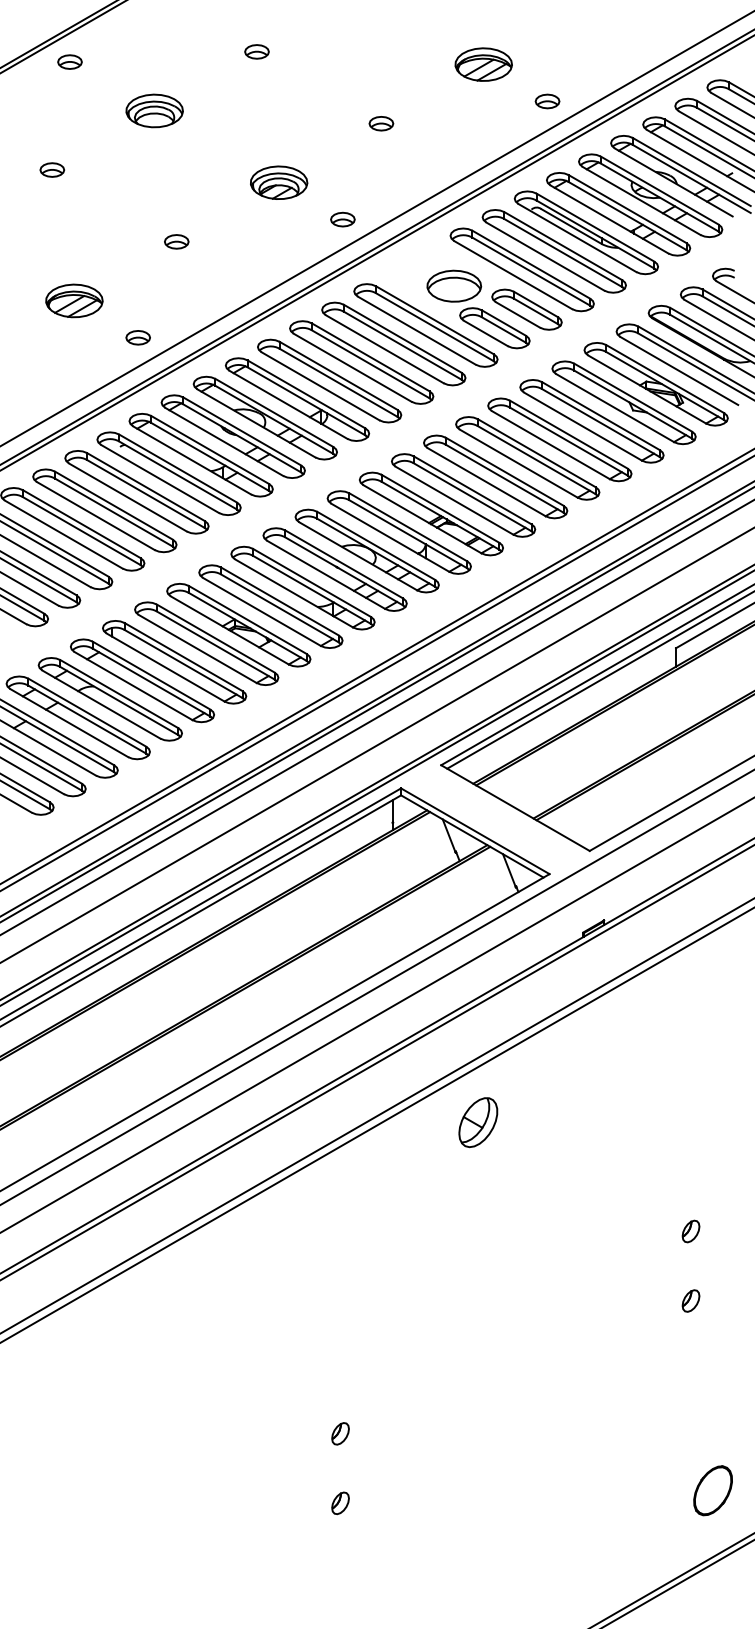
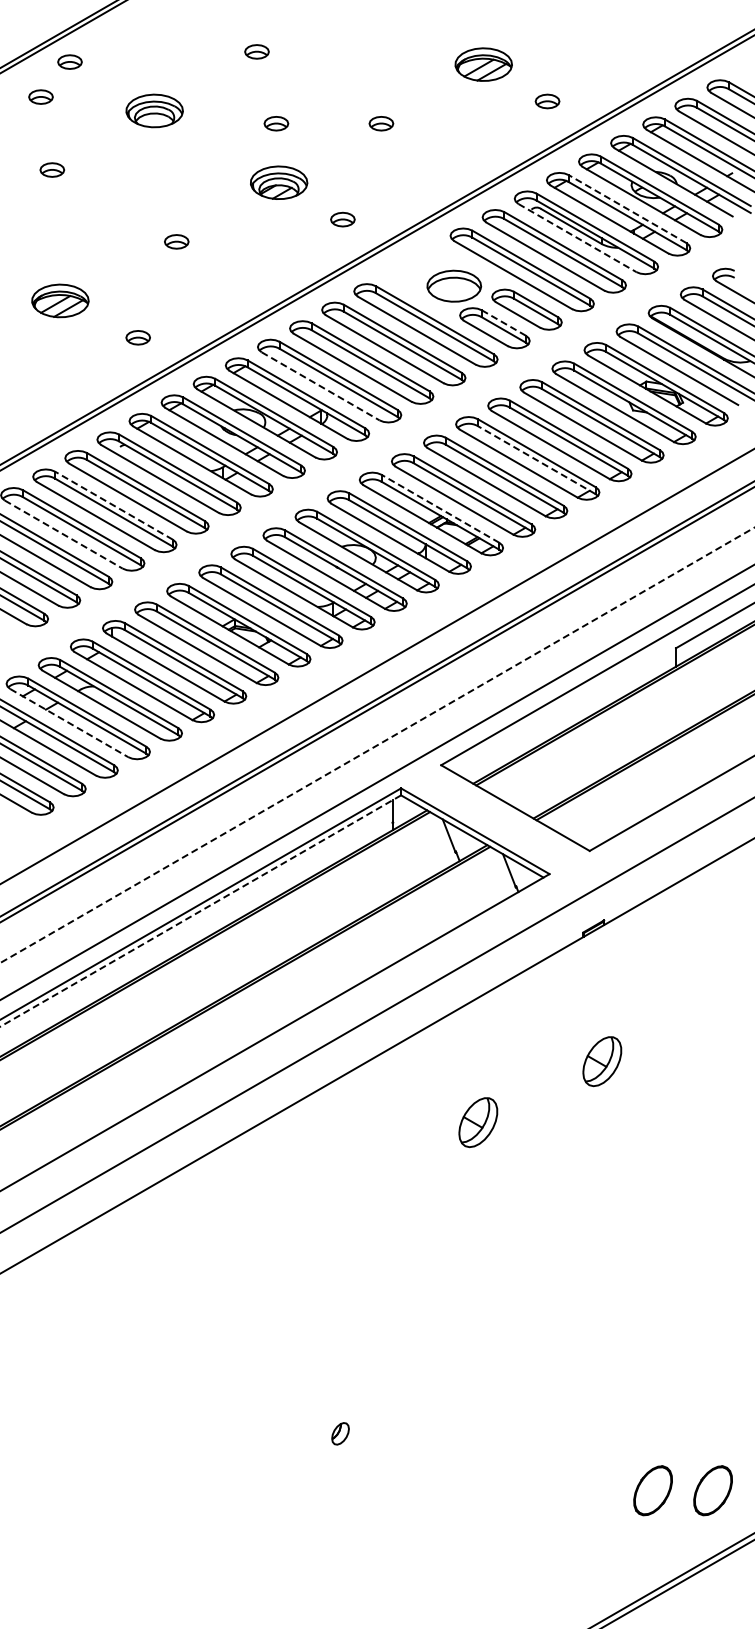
part: none -> present (40, 96)
part: none -> present (276, 123)
line: solid -> dashed (627, 208)
line: present -> none (376, 228)
line: solid -> dashed (577, 238)
part position: (74, 300) -> (60, 300) (60, 300)
line: solid -> dashed (503, 322)
line: solid -> dashed (321, 386)
line: solid -> dashed (536, 459)
line: solid -> dashed (113, 505)
line: solid -> dashed (440, 508)
line: solid -> dashed (64, 534)
line: present -> none (376, 673)
line: present -> none (599, 680)
line: present -> none (376, 717)
line: solid -> dashed (69, 723)
line: solid -> dashed (376, 745)
line: present -> none (376, 788)
line: solid -> dashed (200, 911)
line: present -> none (376, 987)
part: none -> present (602, 1061)
line: present -> none (376, 1062)
line: present -> none (376, 1116)
line: present -> none (376, 1125)
part: present -> none (690, 1231)
part: present -> none (690, 1300)
part: none -> present (652, 1490)
part: present -> none (340, 1503)
